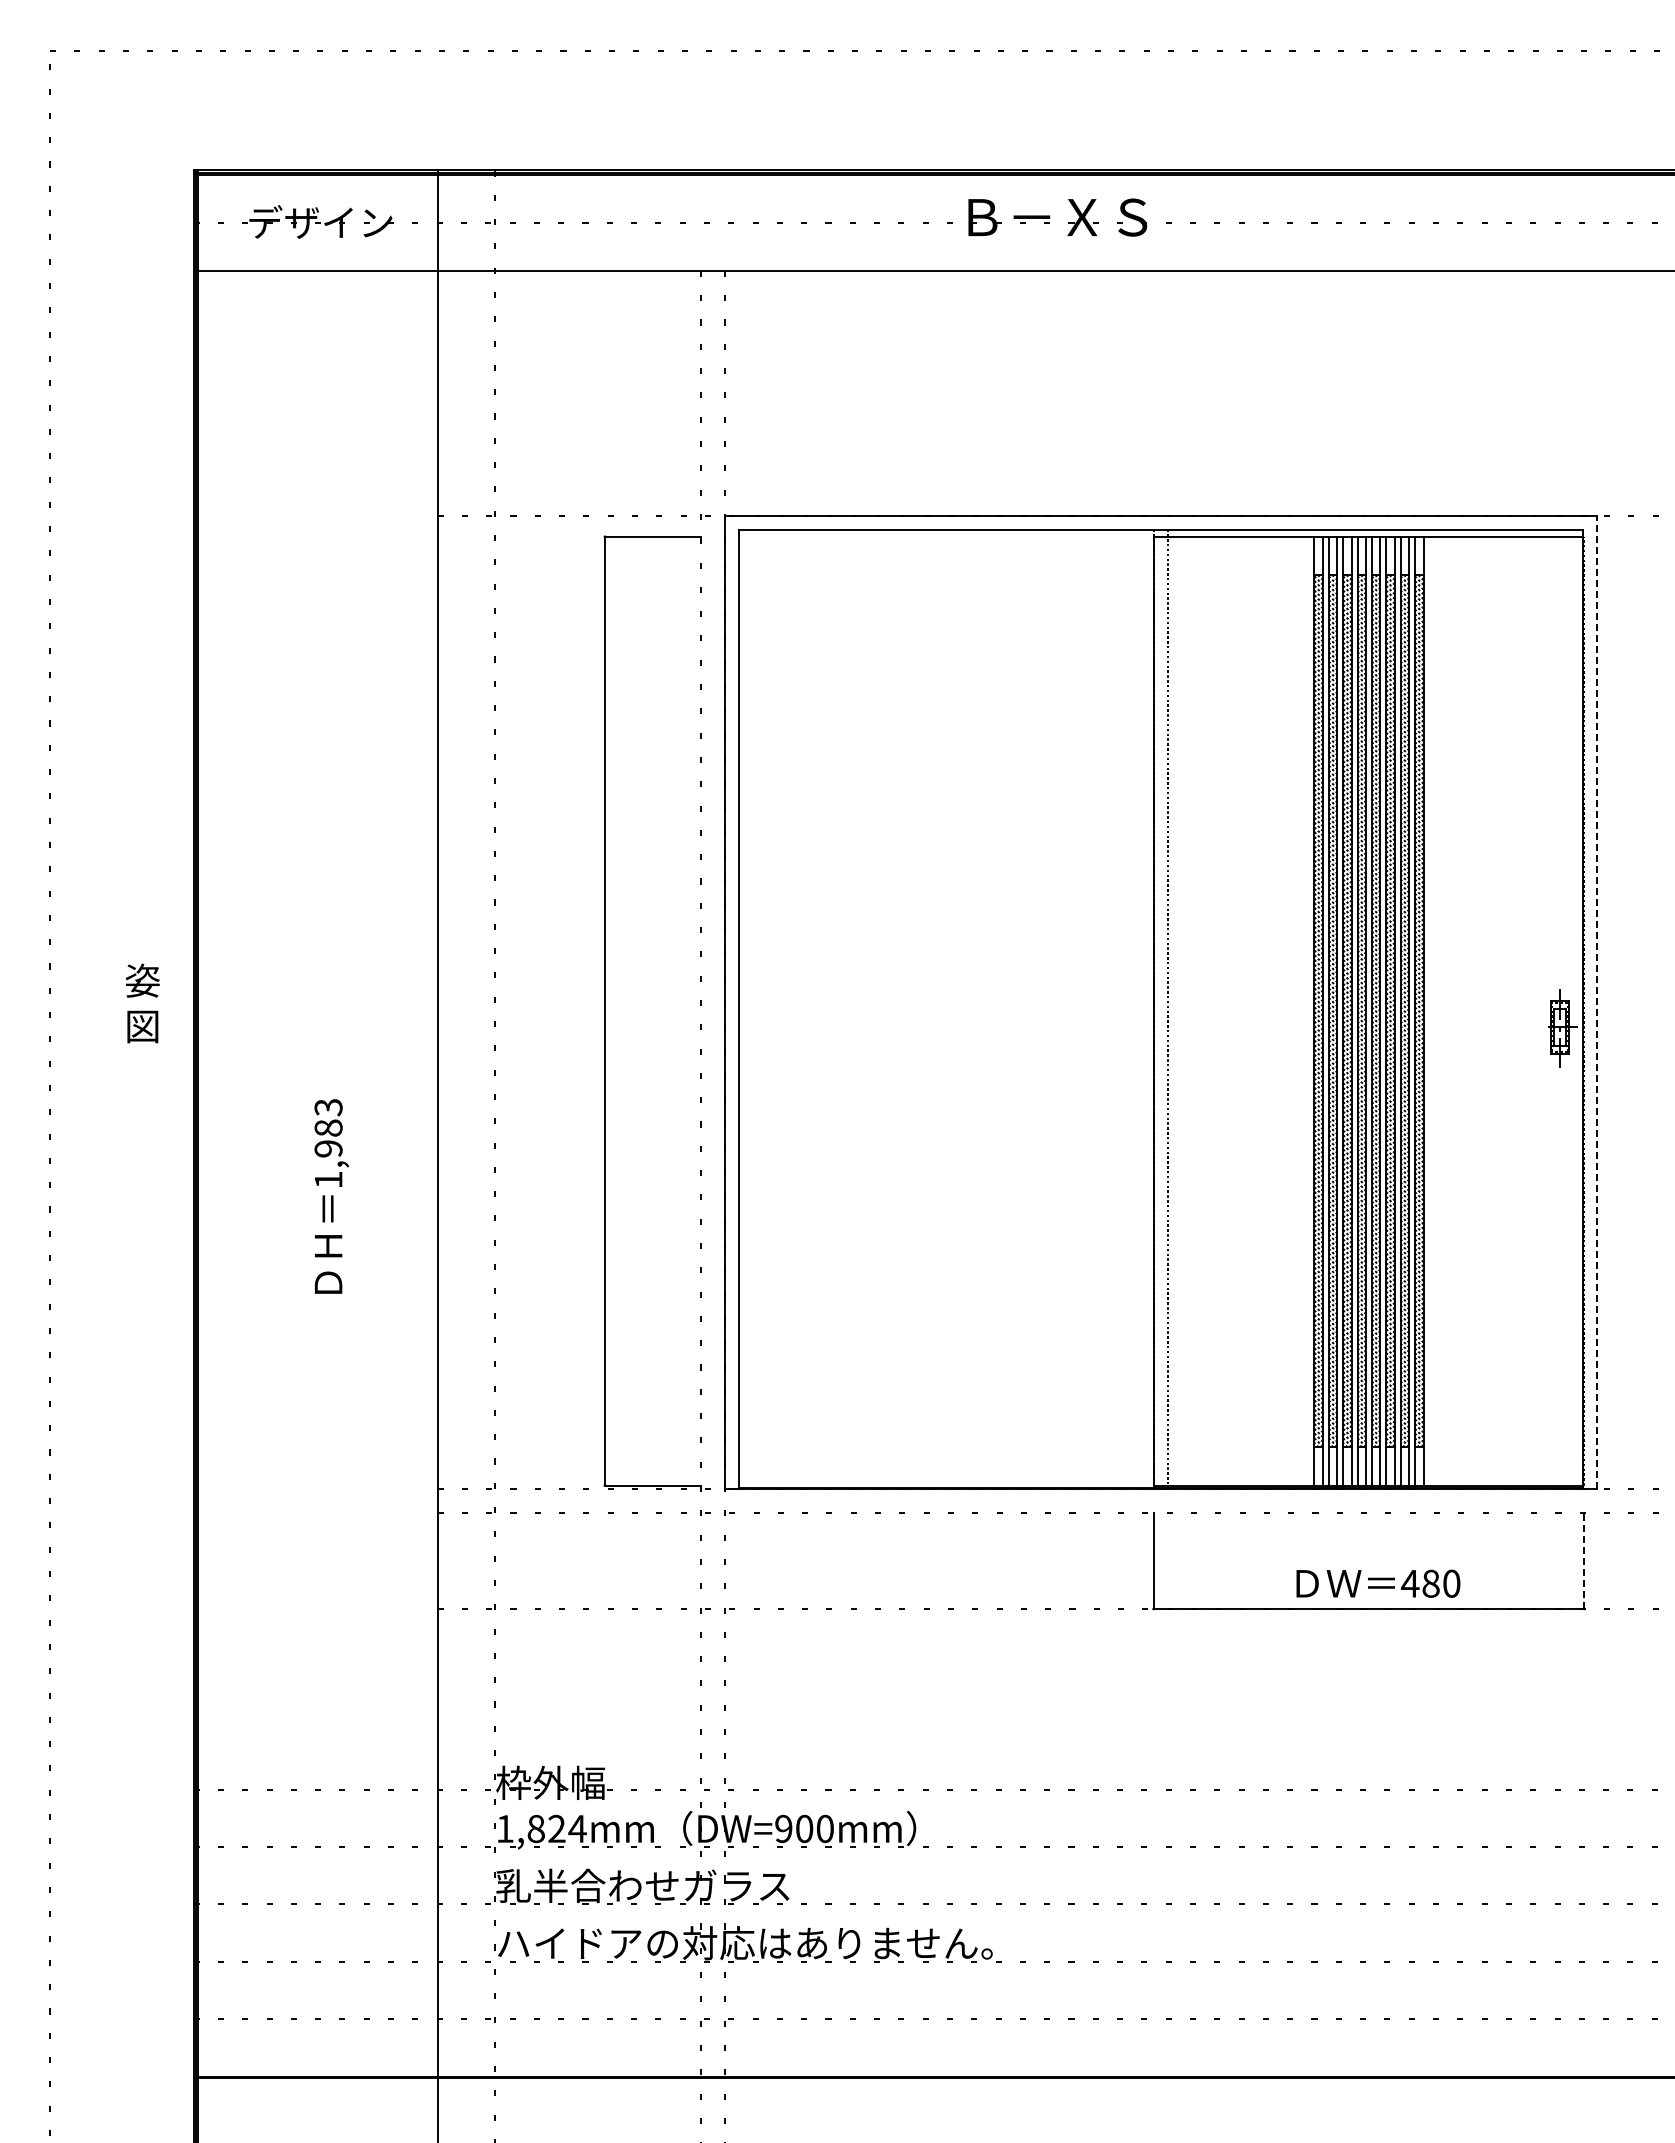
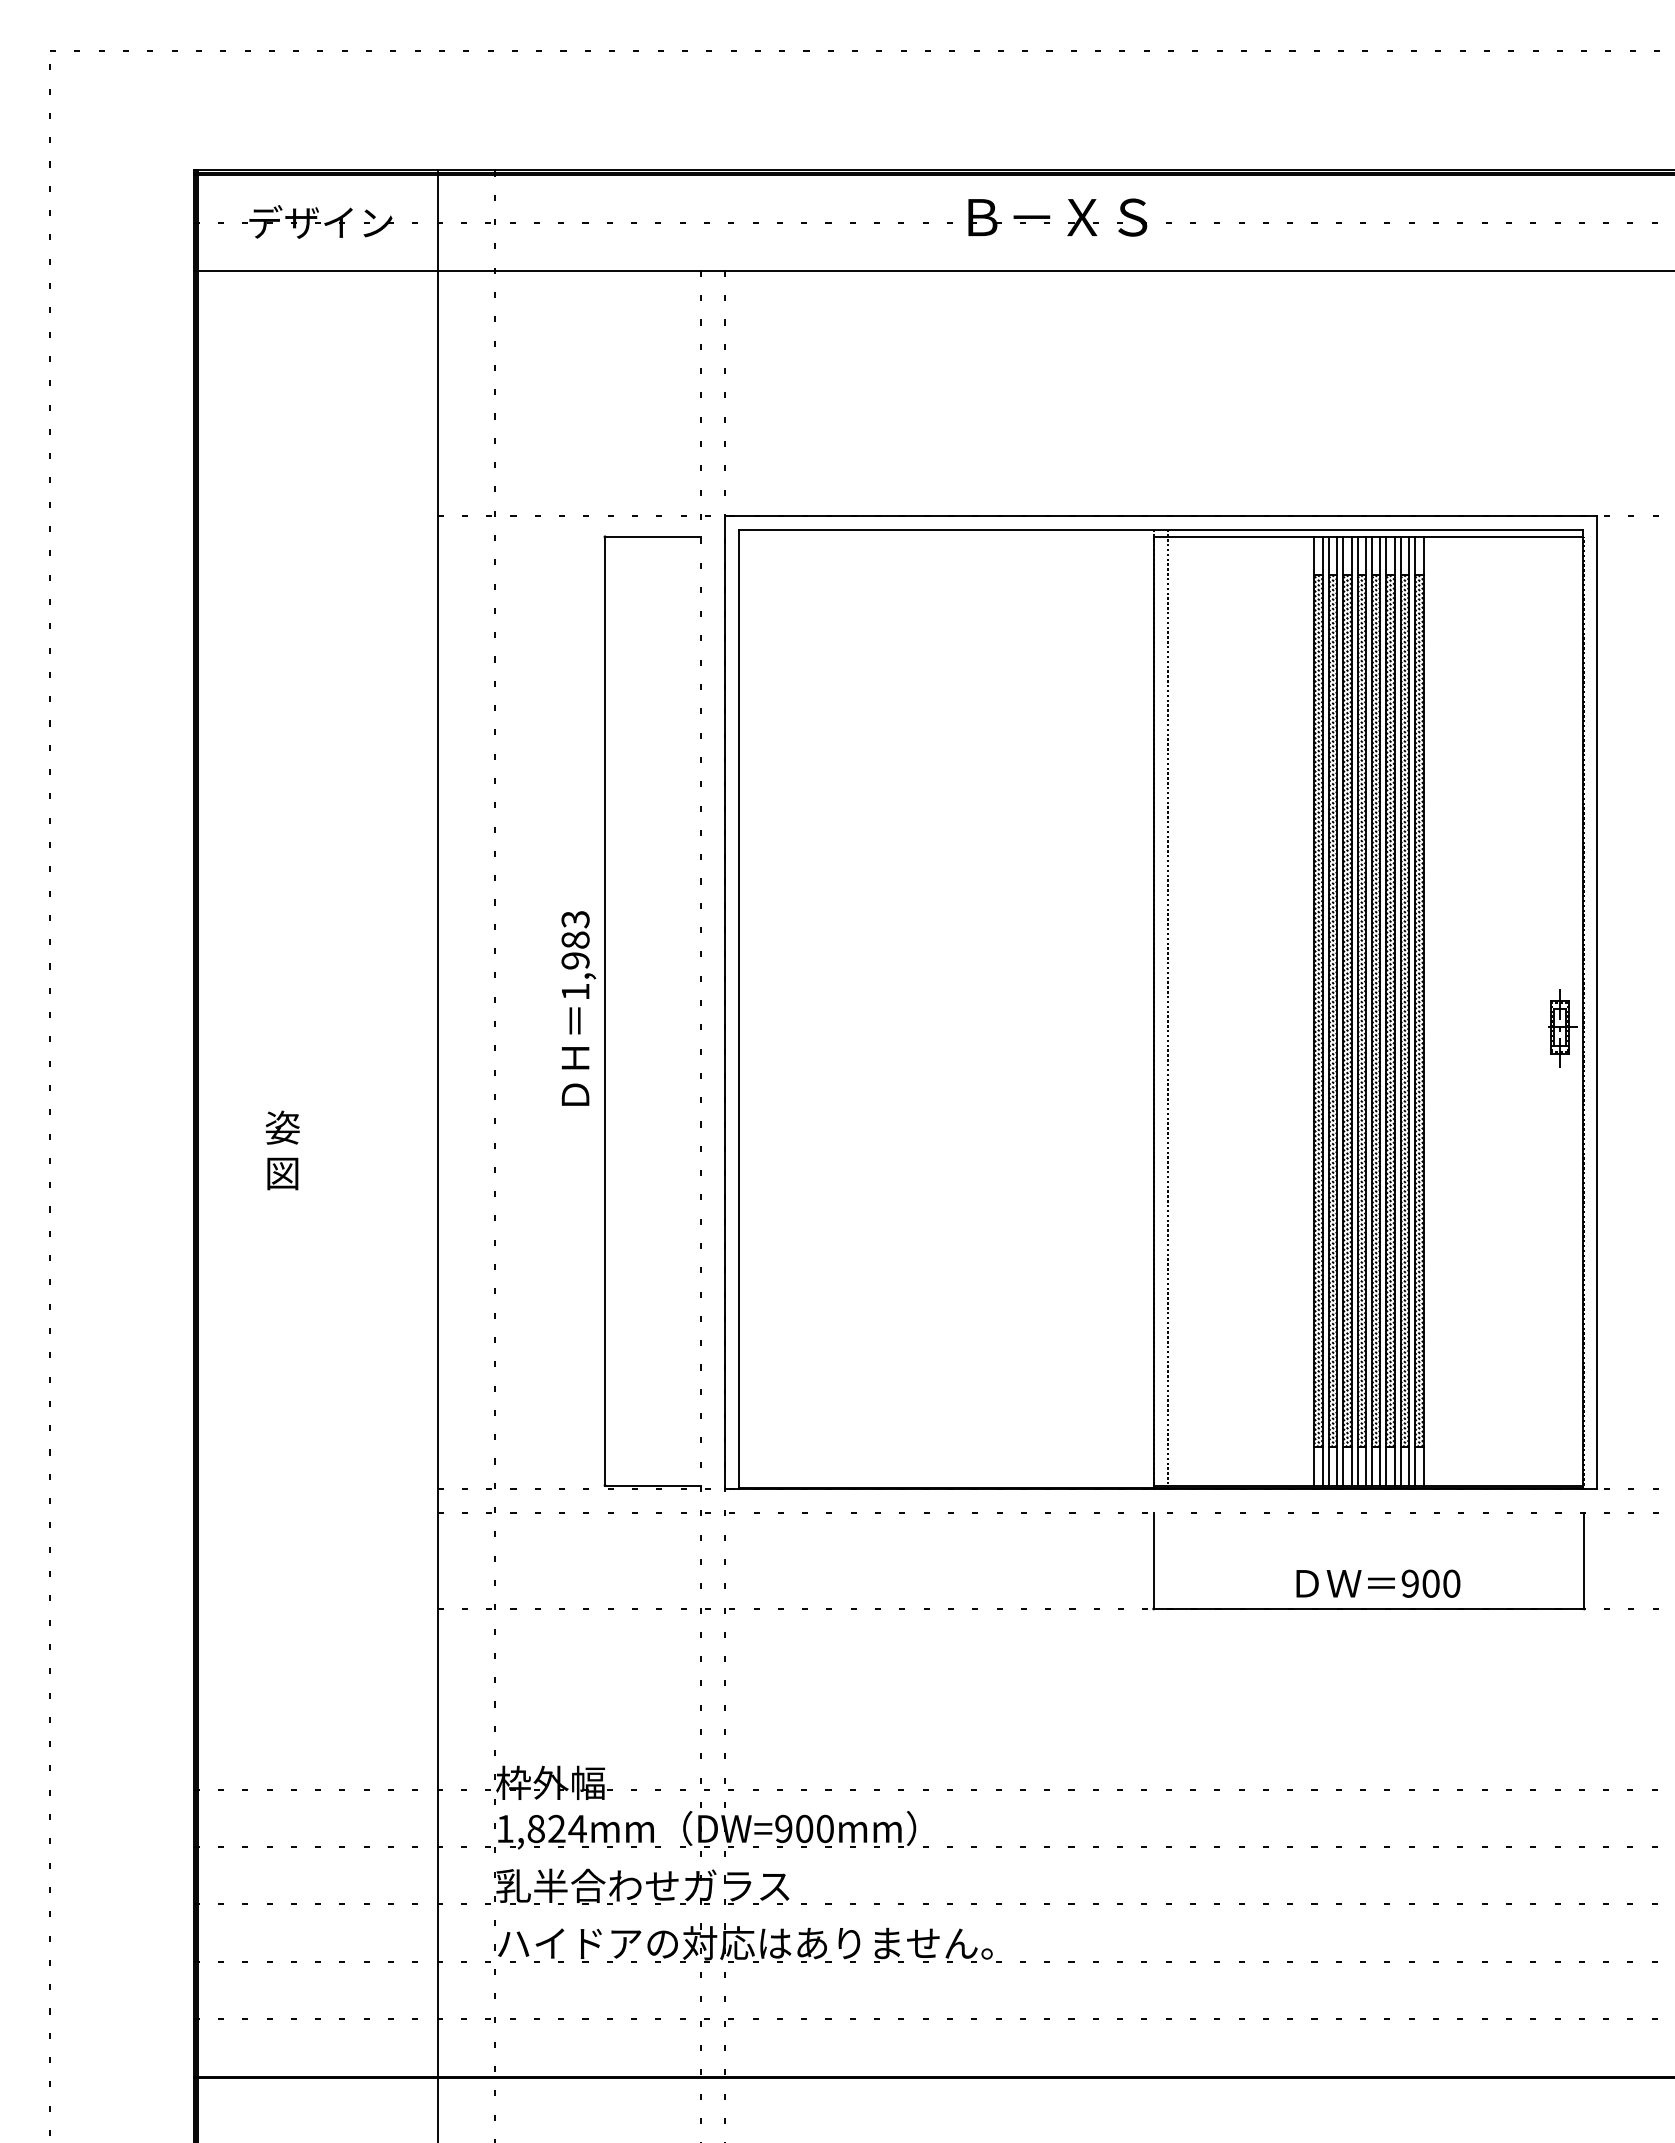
line: dashed -> solid (1597, 1002)
text position: (142, 1003) -> (282, 1150) (282, 1150)
text position: (331, 1196) -> (578, 1008) (578, 1008)
line: dashed -> solid (1584, 1561)
text: 480 -> 900 (1419, 1583)
